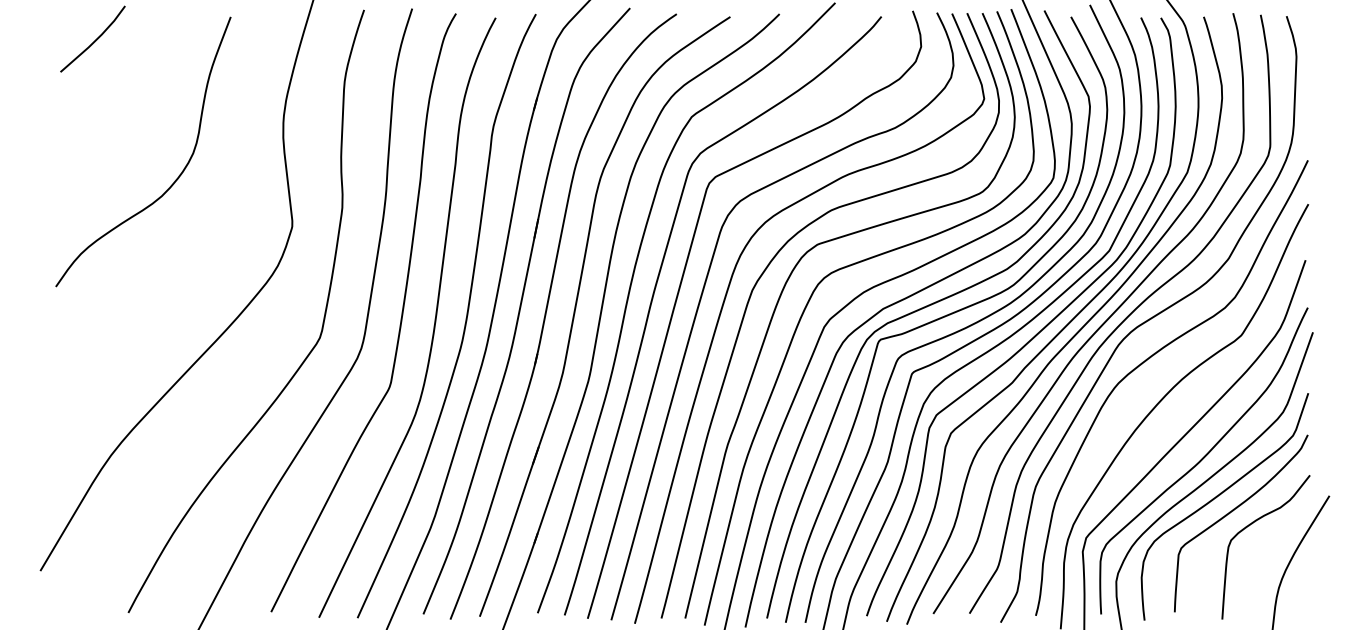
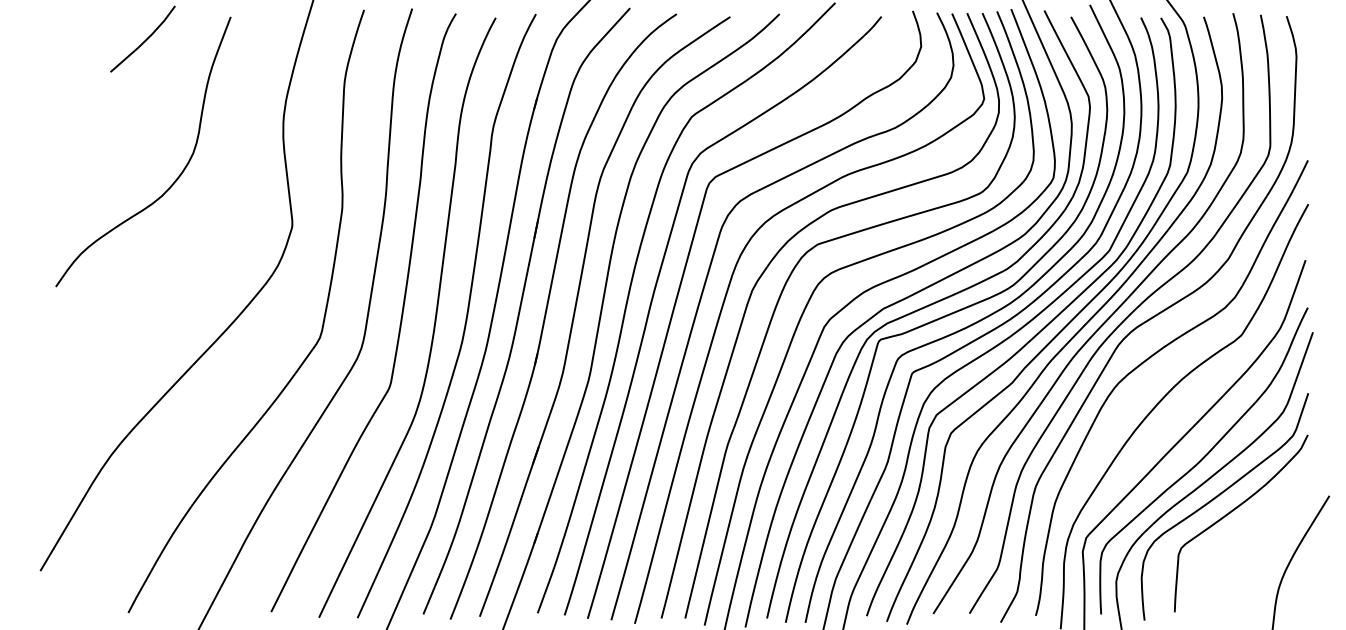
line position: (94, 40) -> (144, 40) (144, 40)
curve: present -> none (1249, 526)
